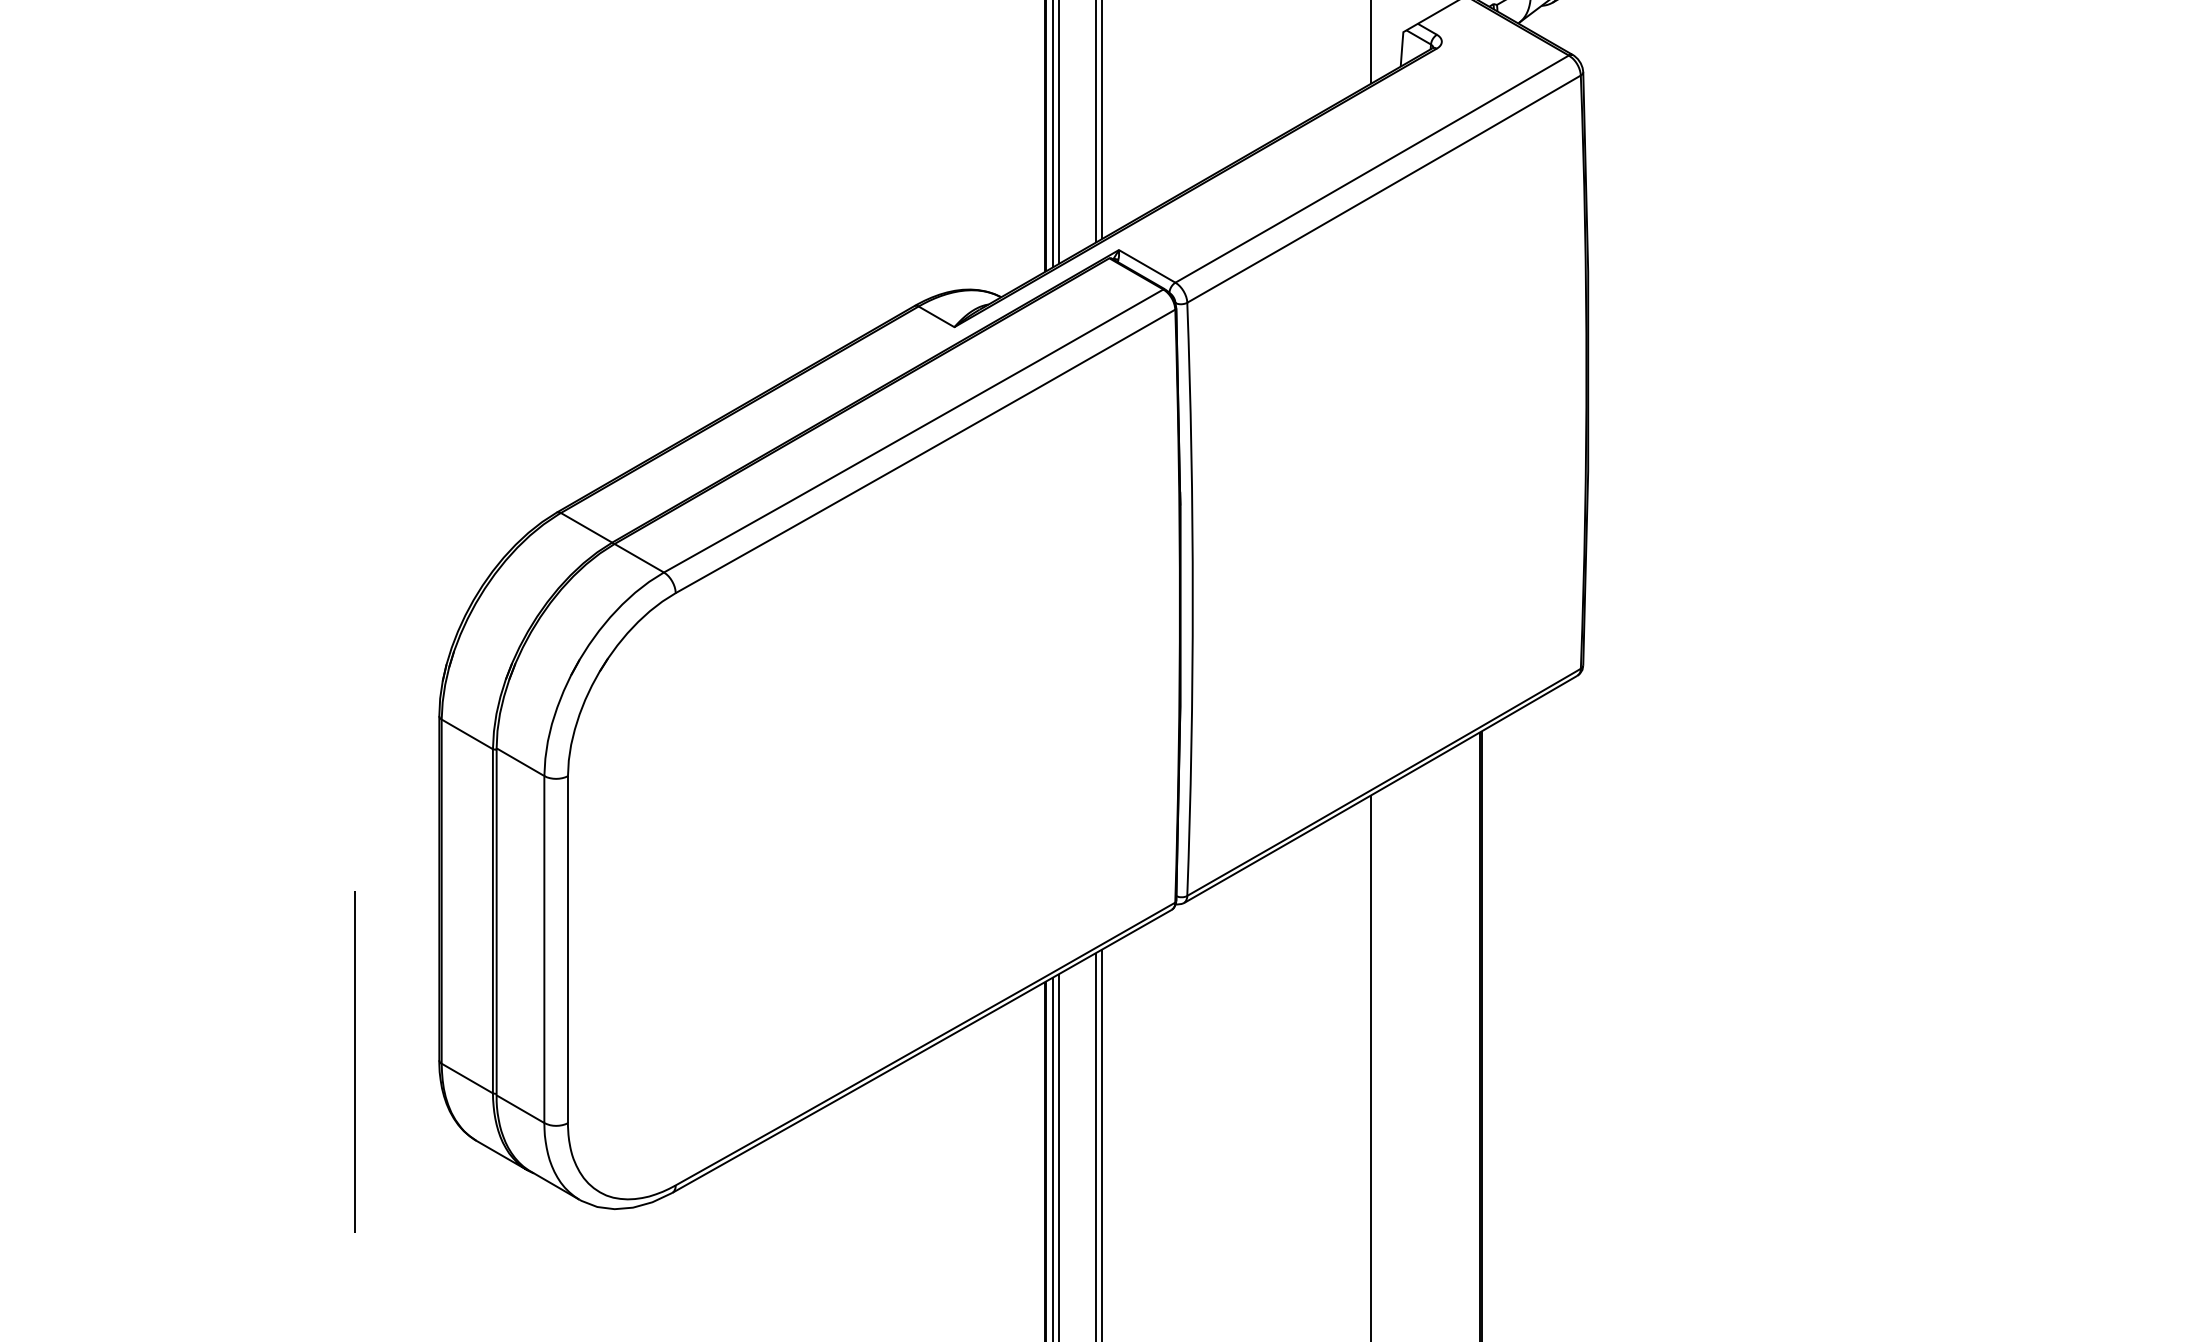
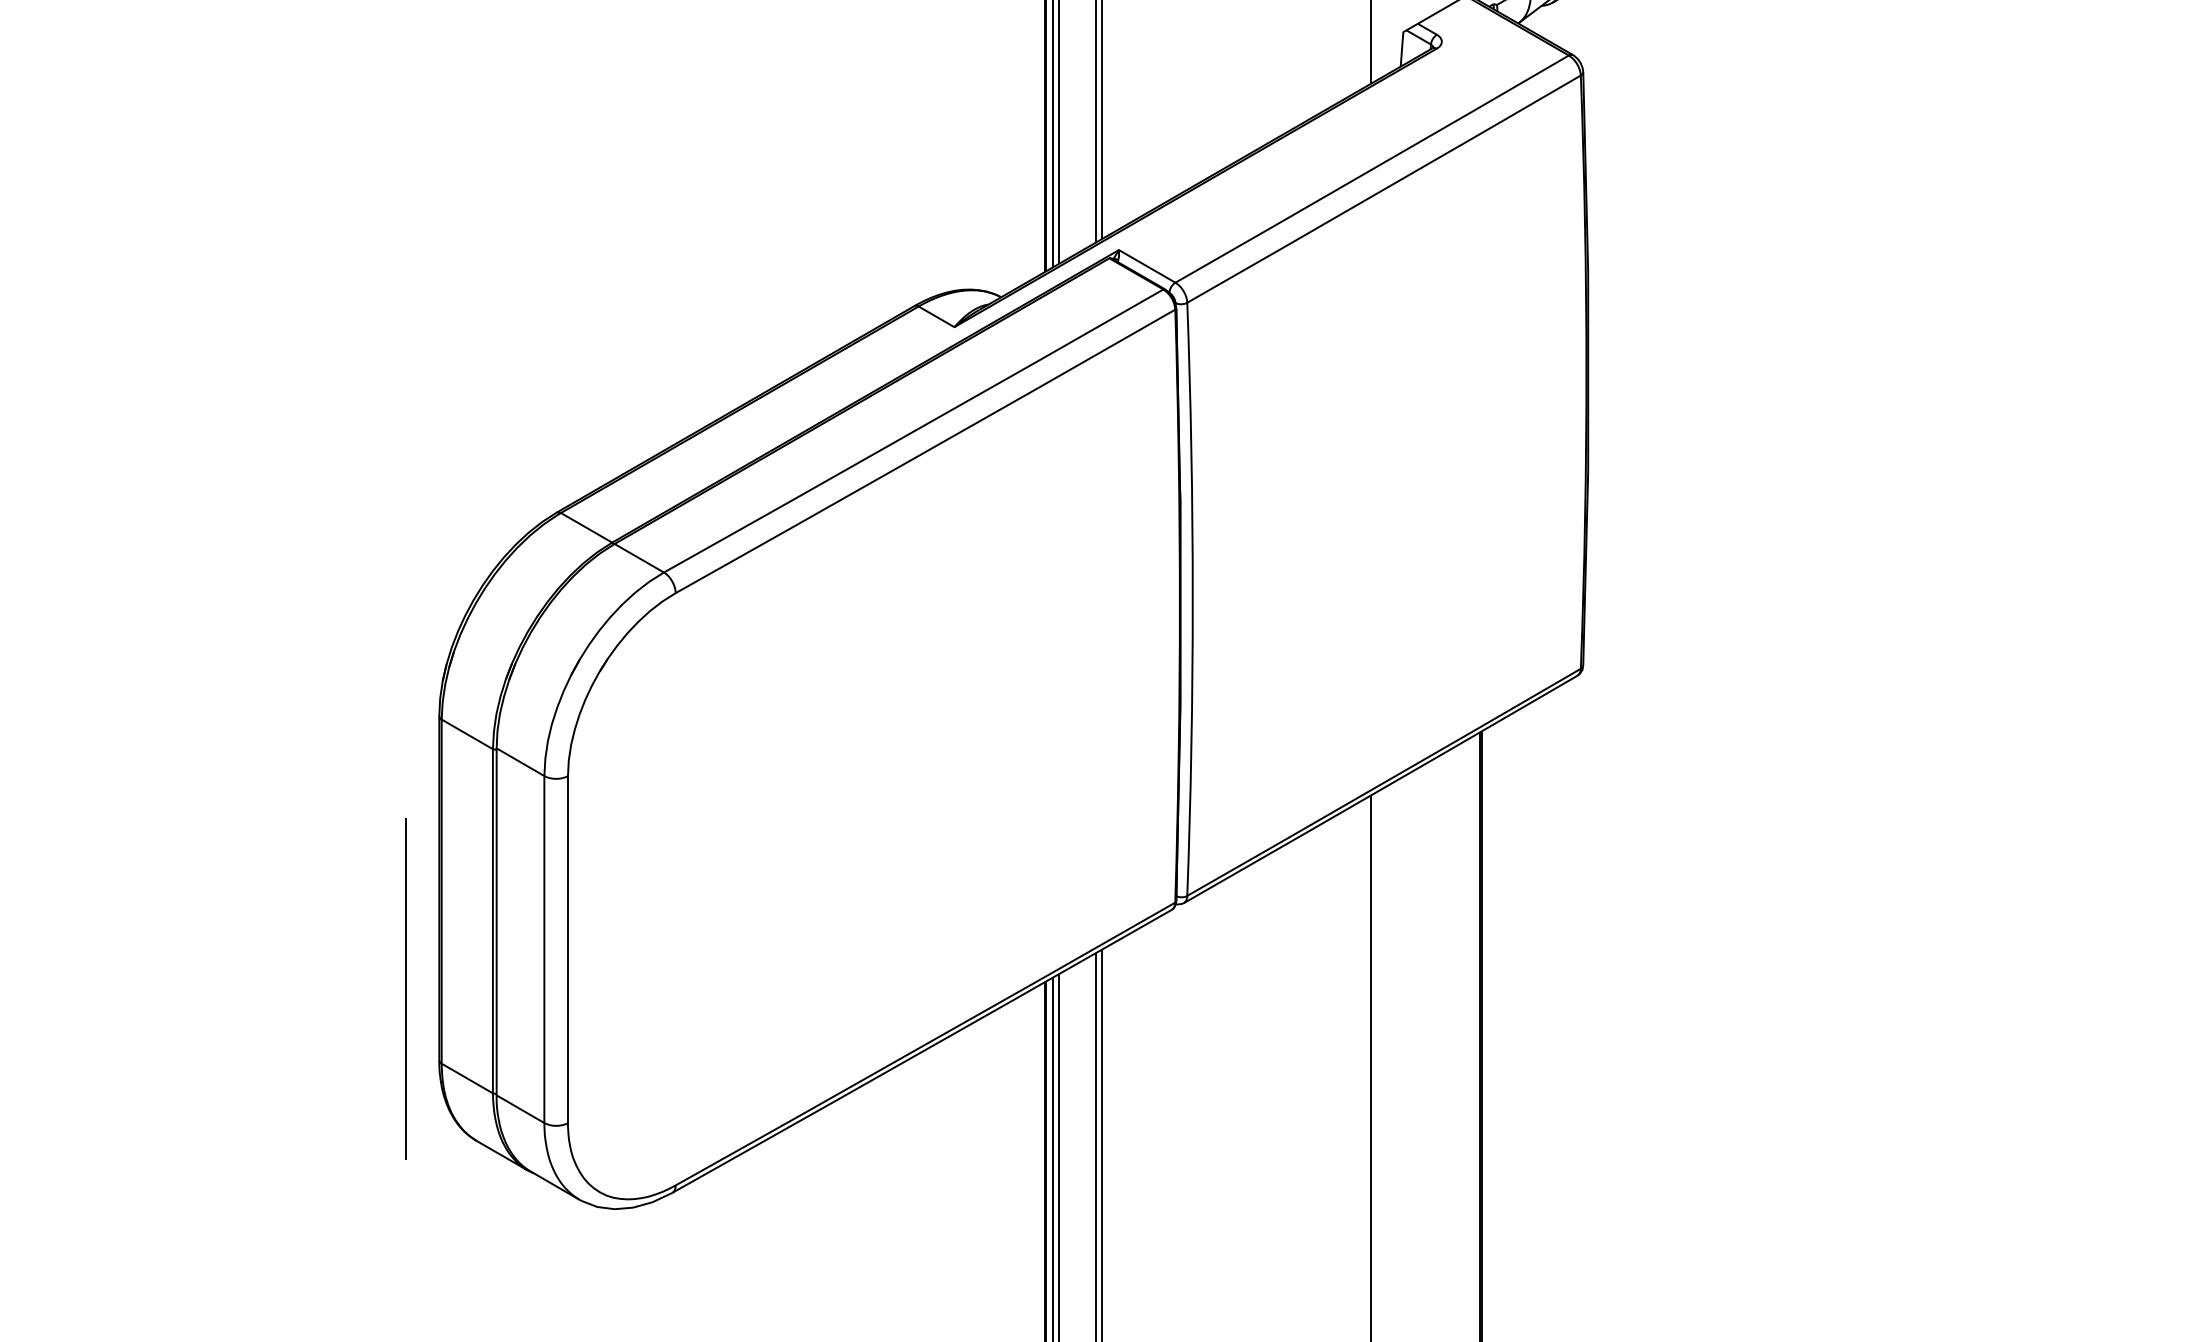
line position: (354, 1061) -> (405, 988) (405, 988)
